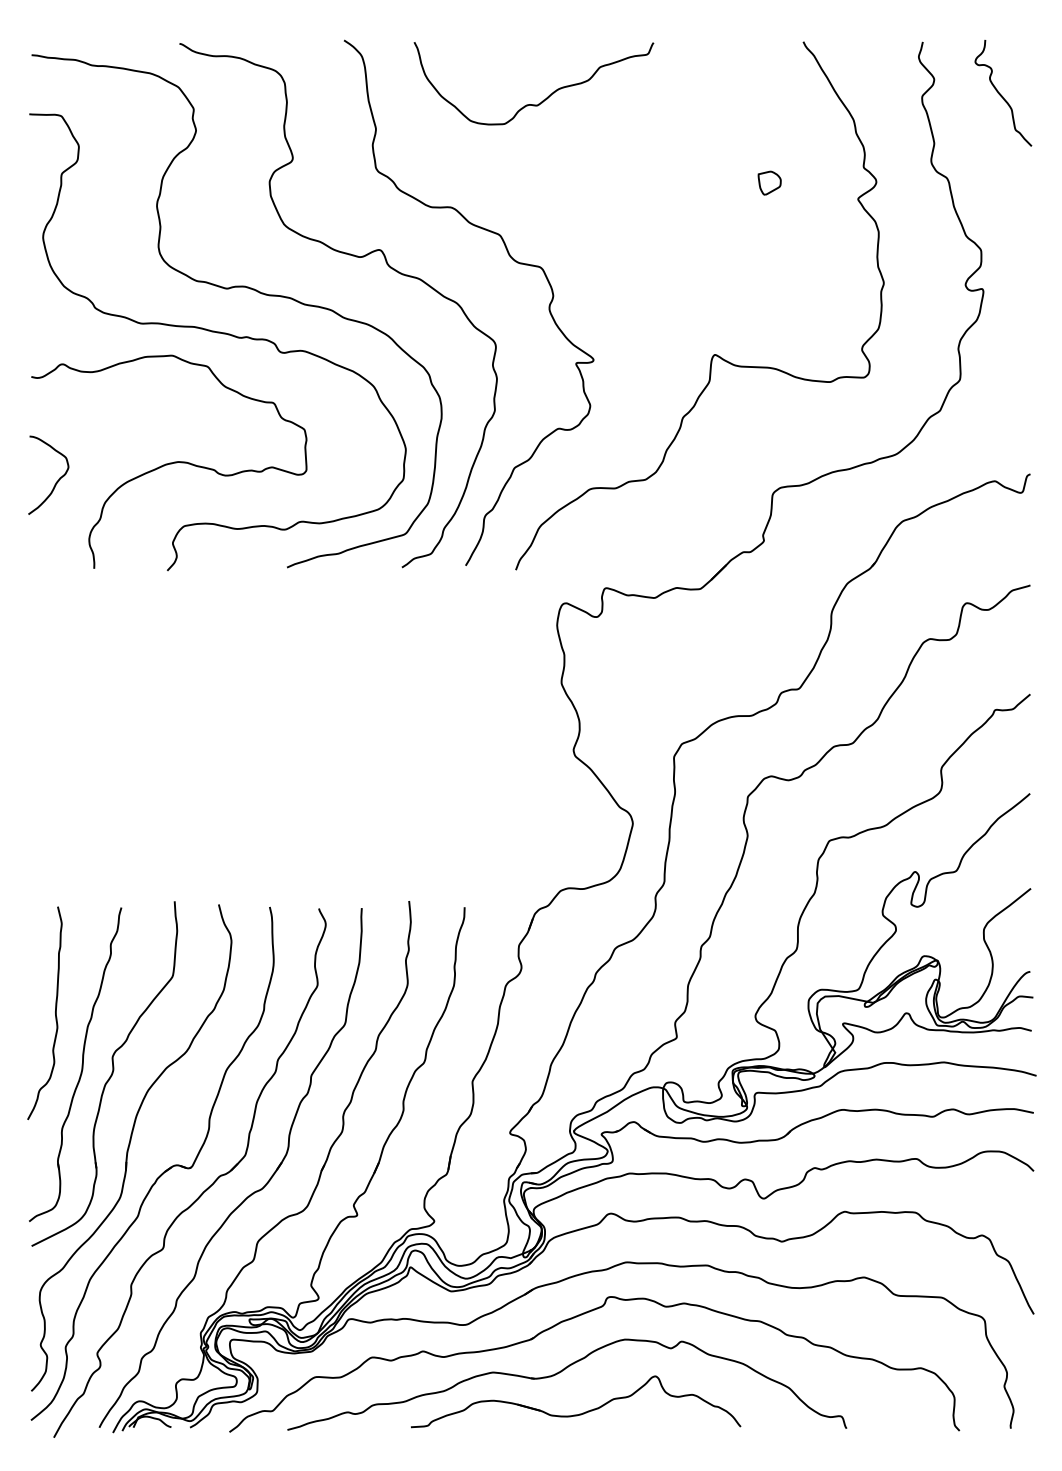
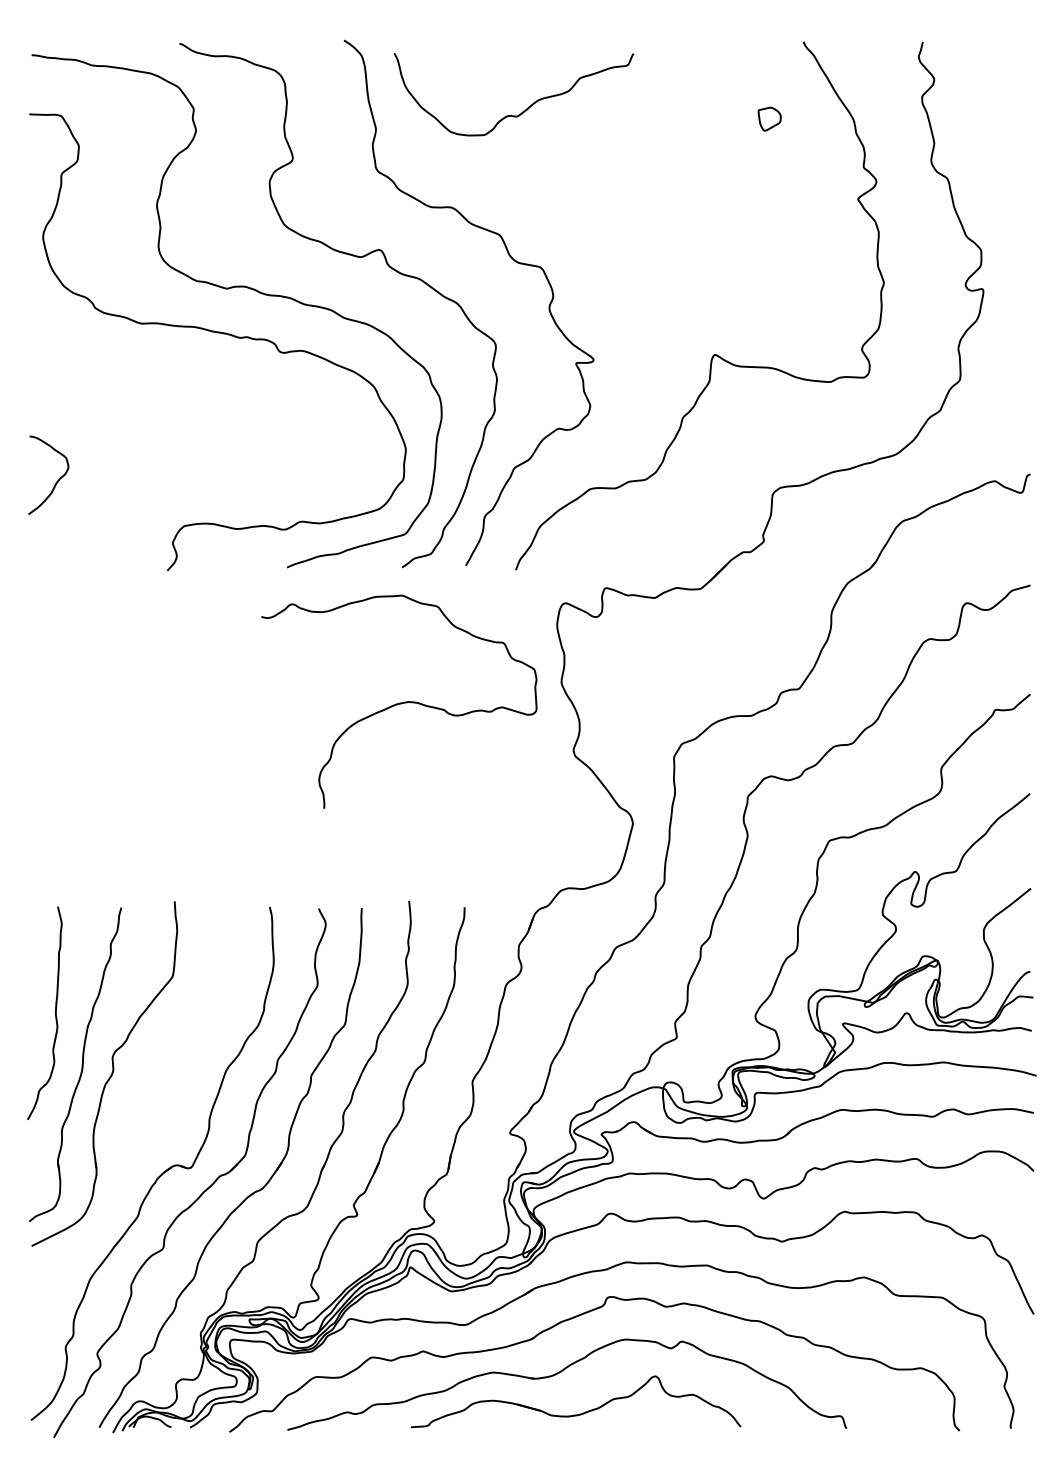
curve: present -> none (1001, 94)
curve position: (543, 99) -> (523, 110) (523, 110)
part position: (769, 182) -> (769, 118) (769, 118)
curve position: (169, 462) -> (399, 702) (399, 702)
part: present -> none (131, 1147)
